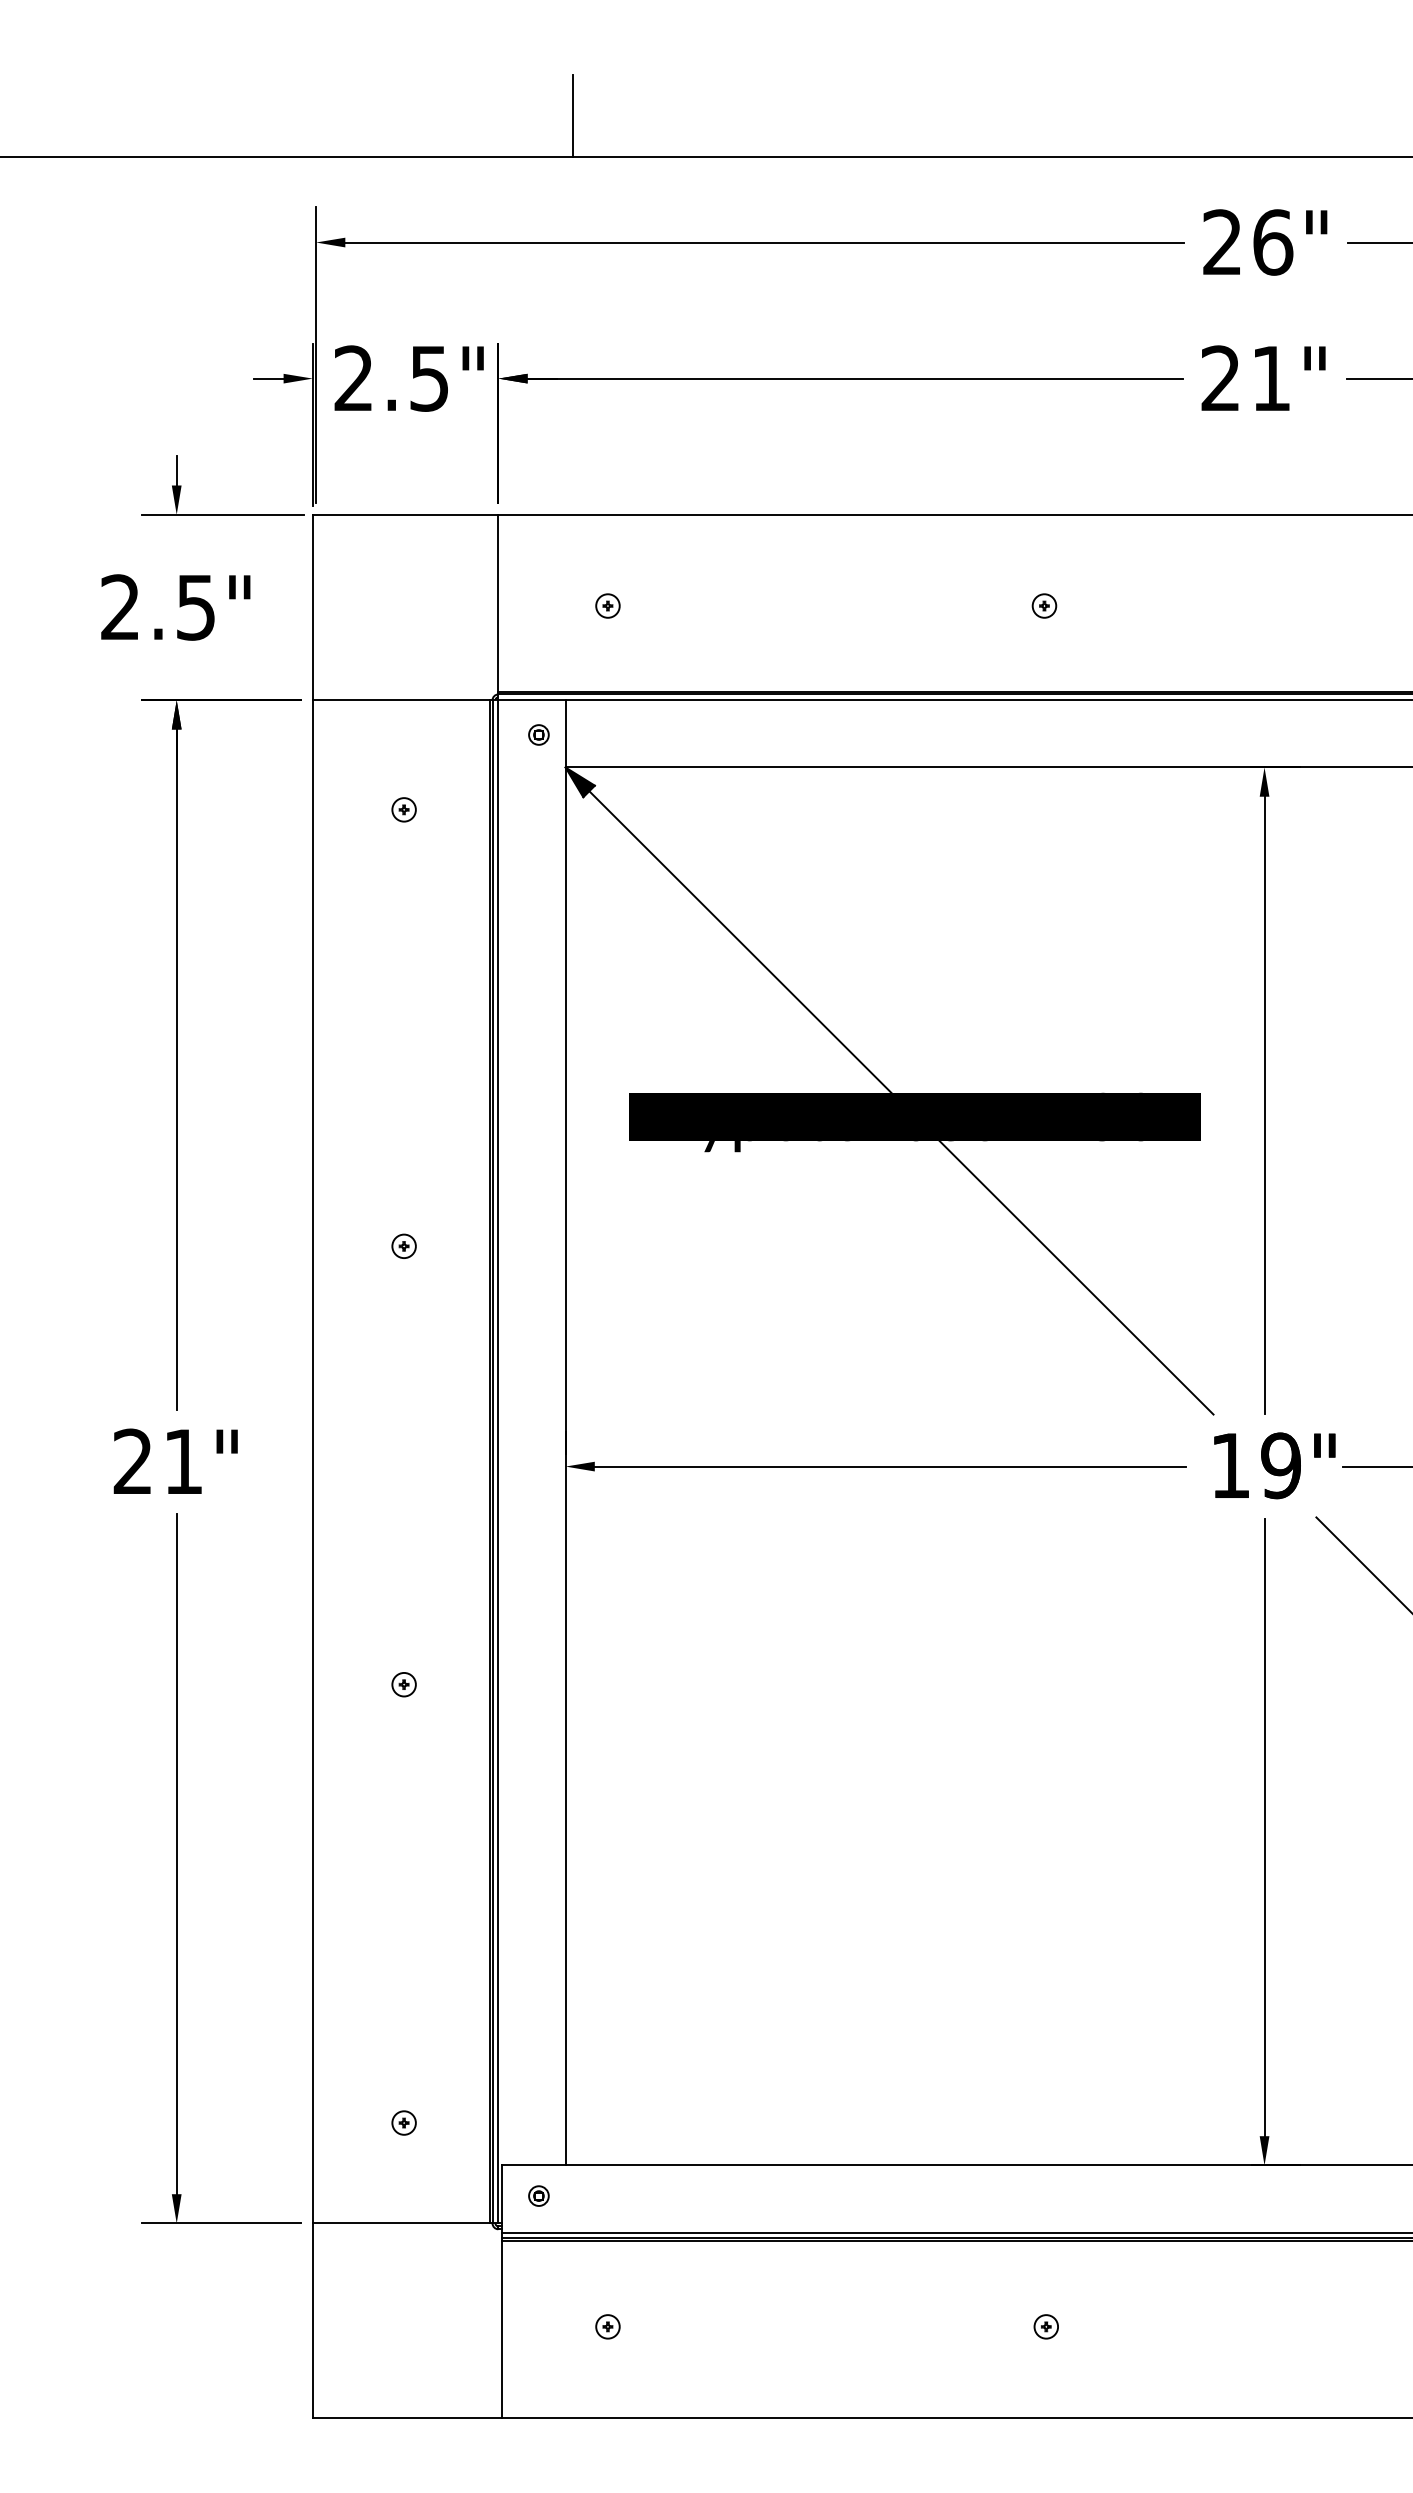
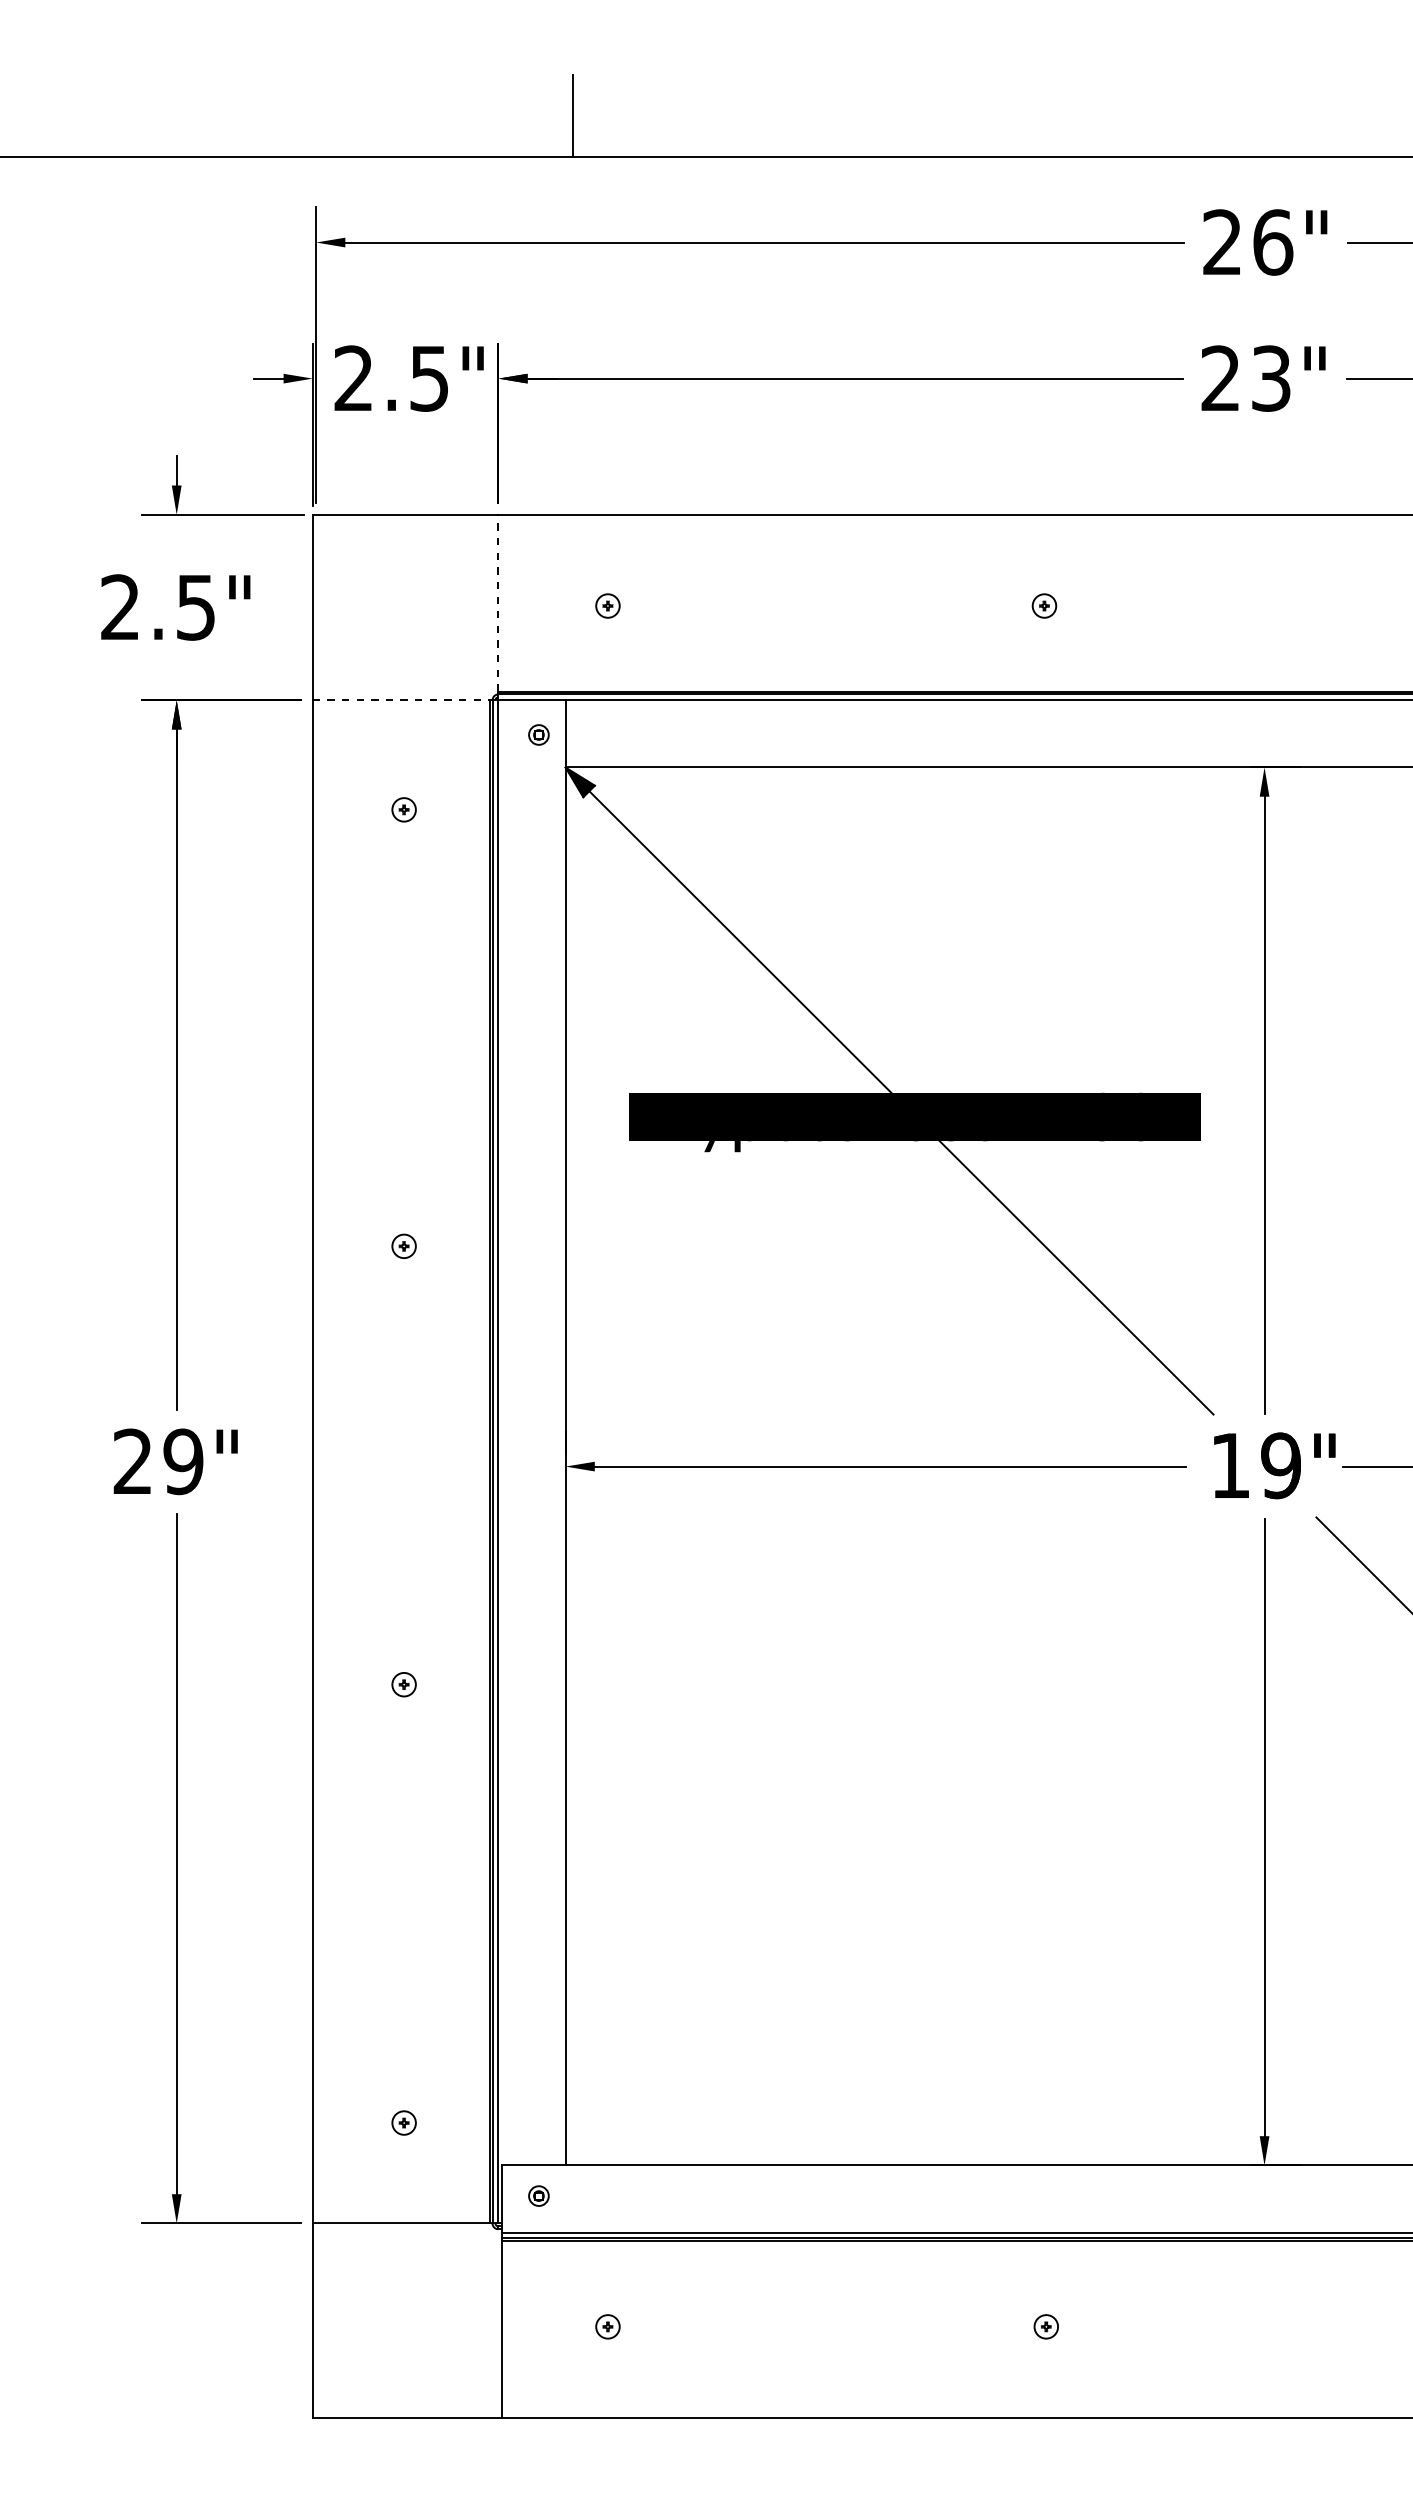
text: 21" -> 23" (1271, 378)
line: solid -> dashed (498, 602)
line: solid -> dashed (401, 700)
text: 21" -> 29" (183, 1461)
